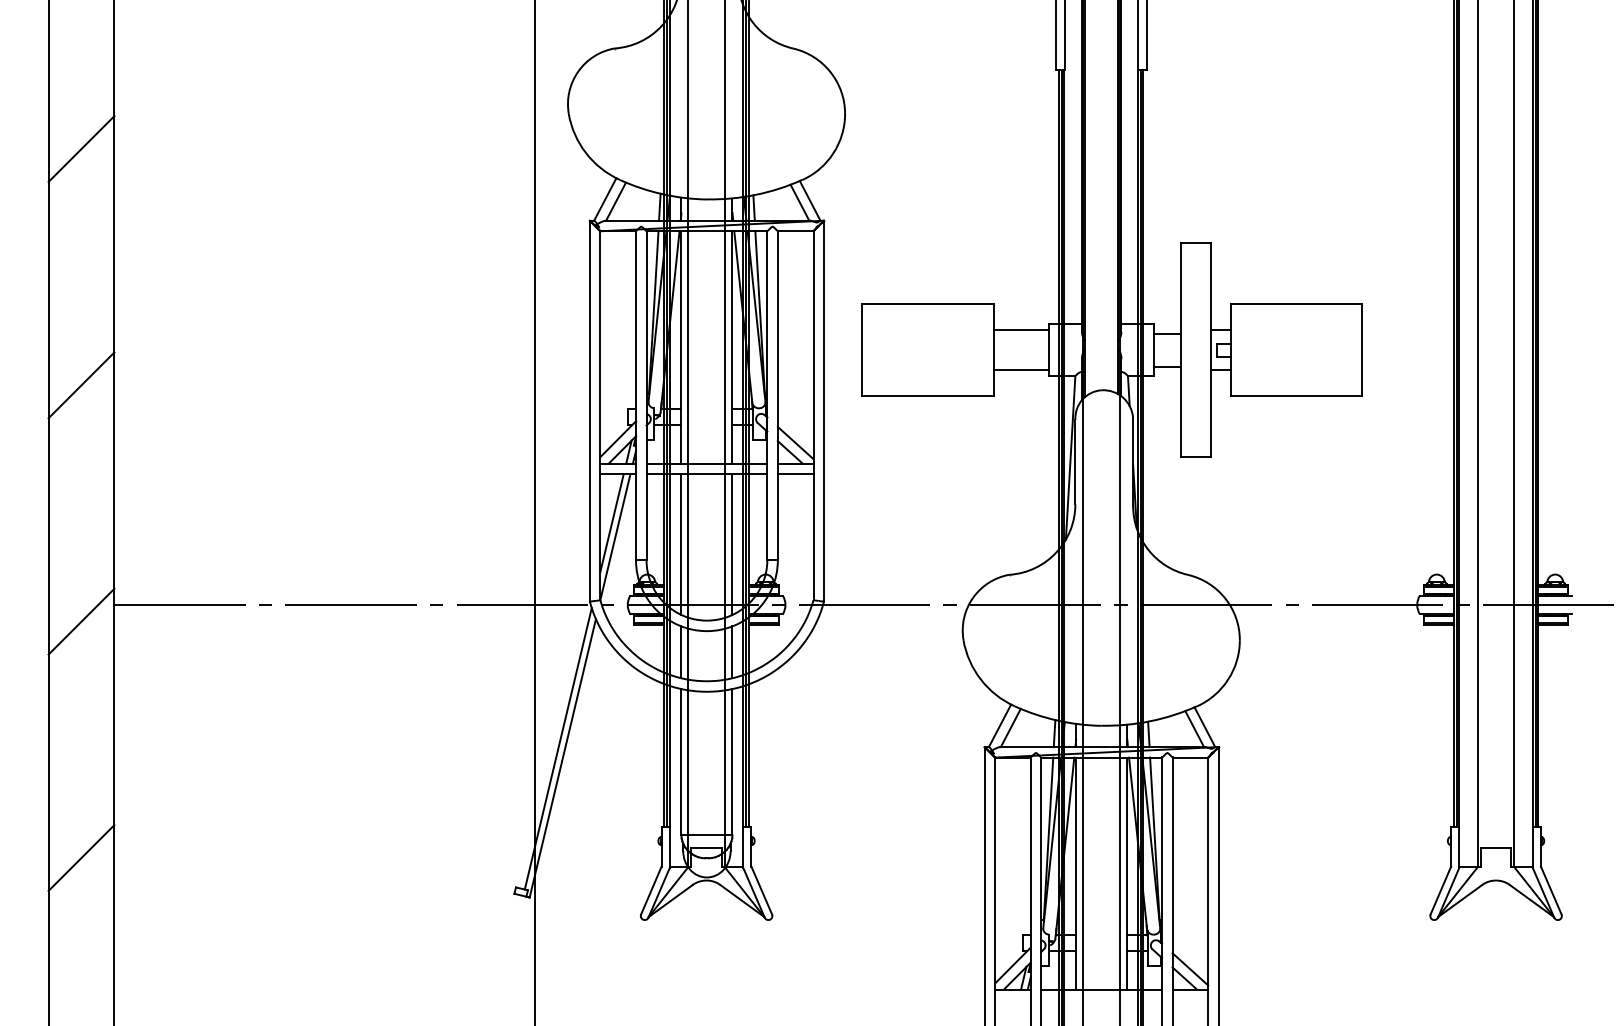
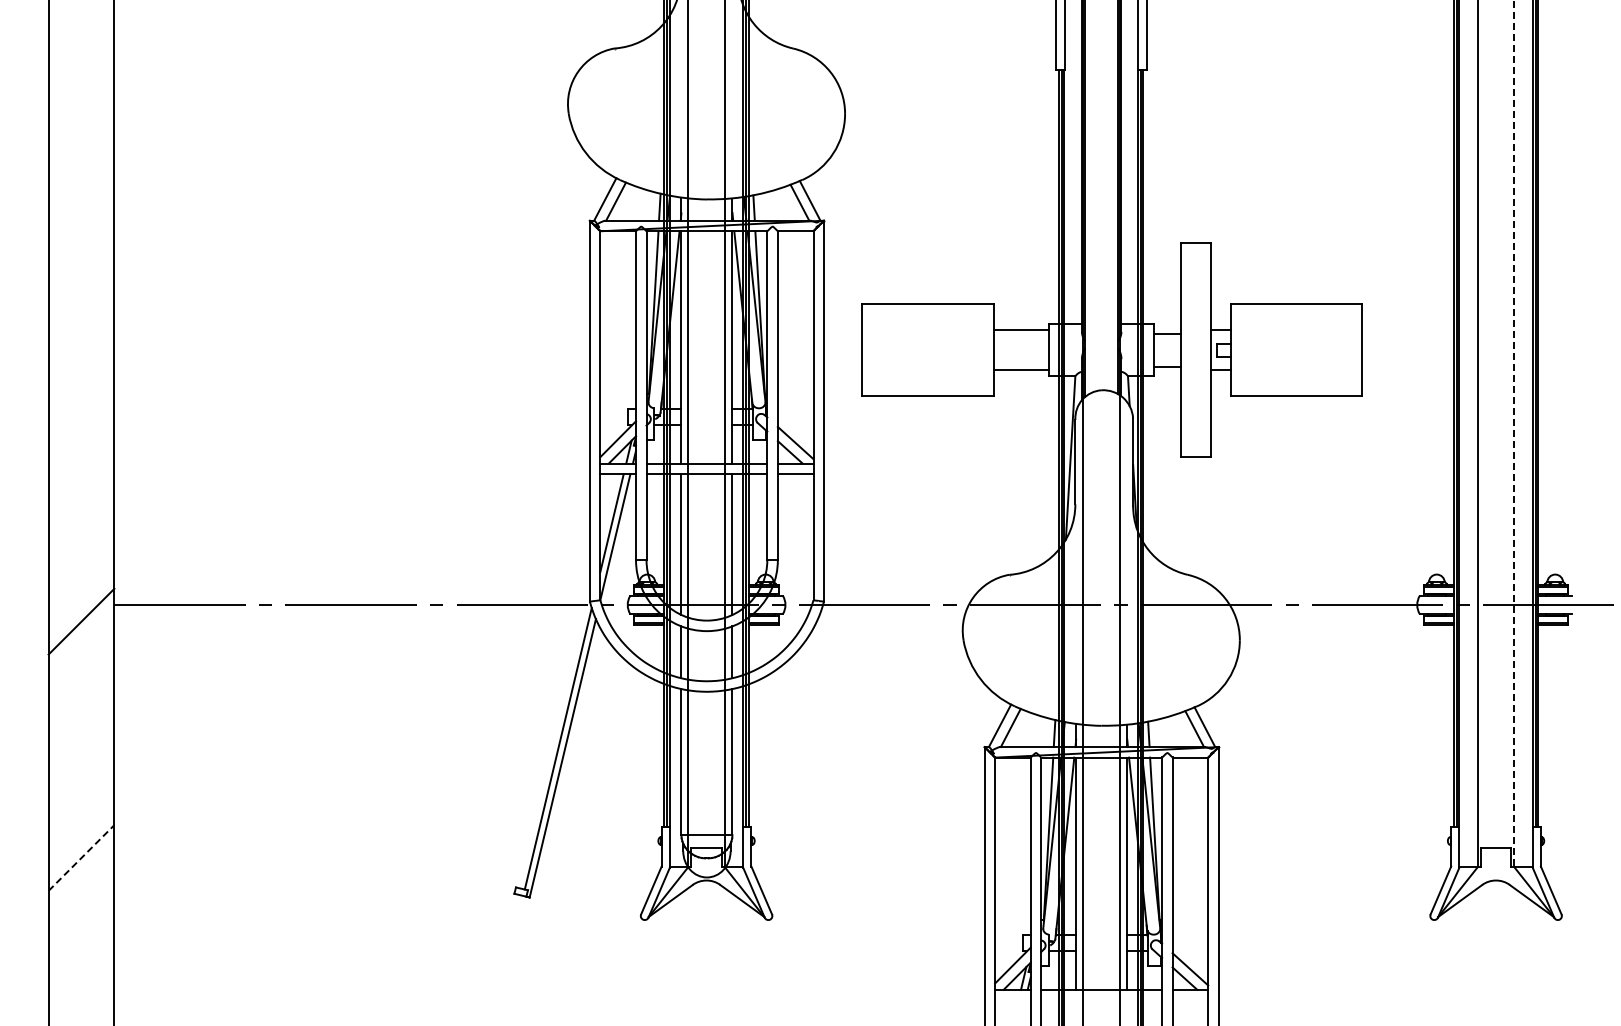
line: present -> none (81, 148)
line: present -> none (81, 385)
line: solid -> dashed (1514, 434)
line: present -> none (535, 512)
line: solid -> dashed (81, 858)
